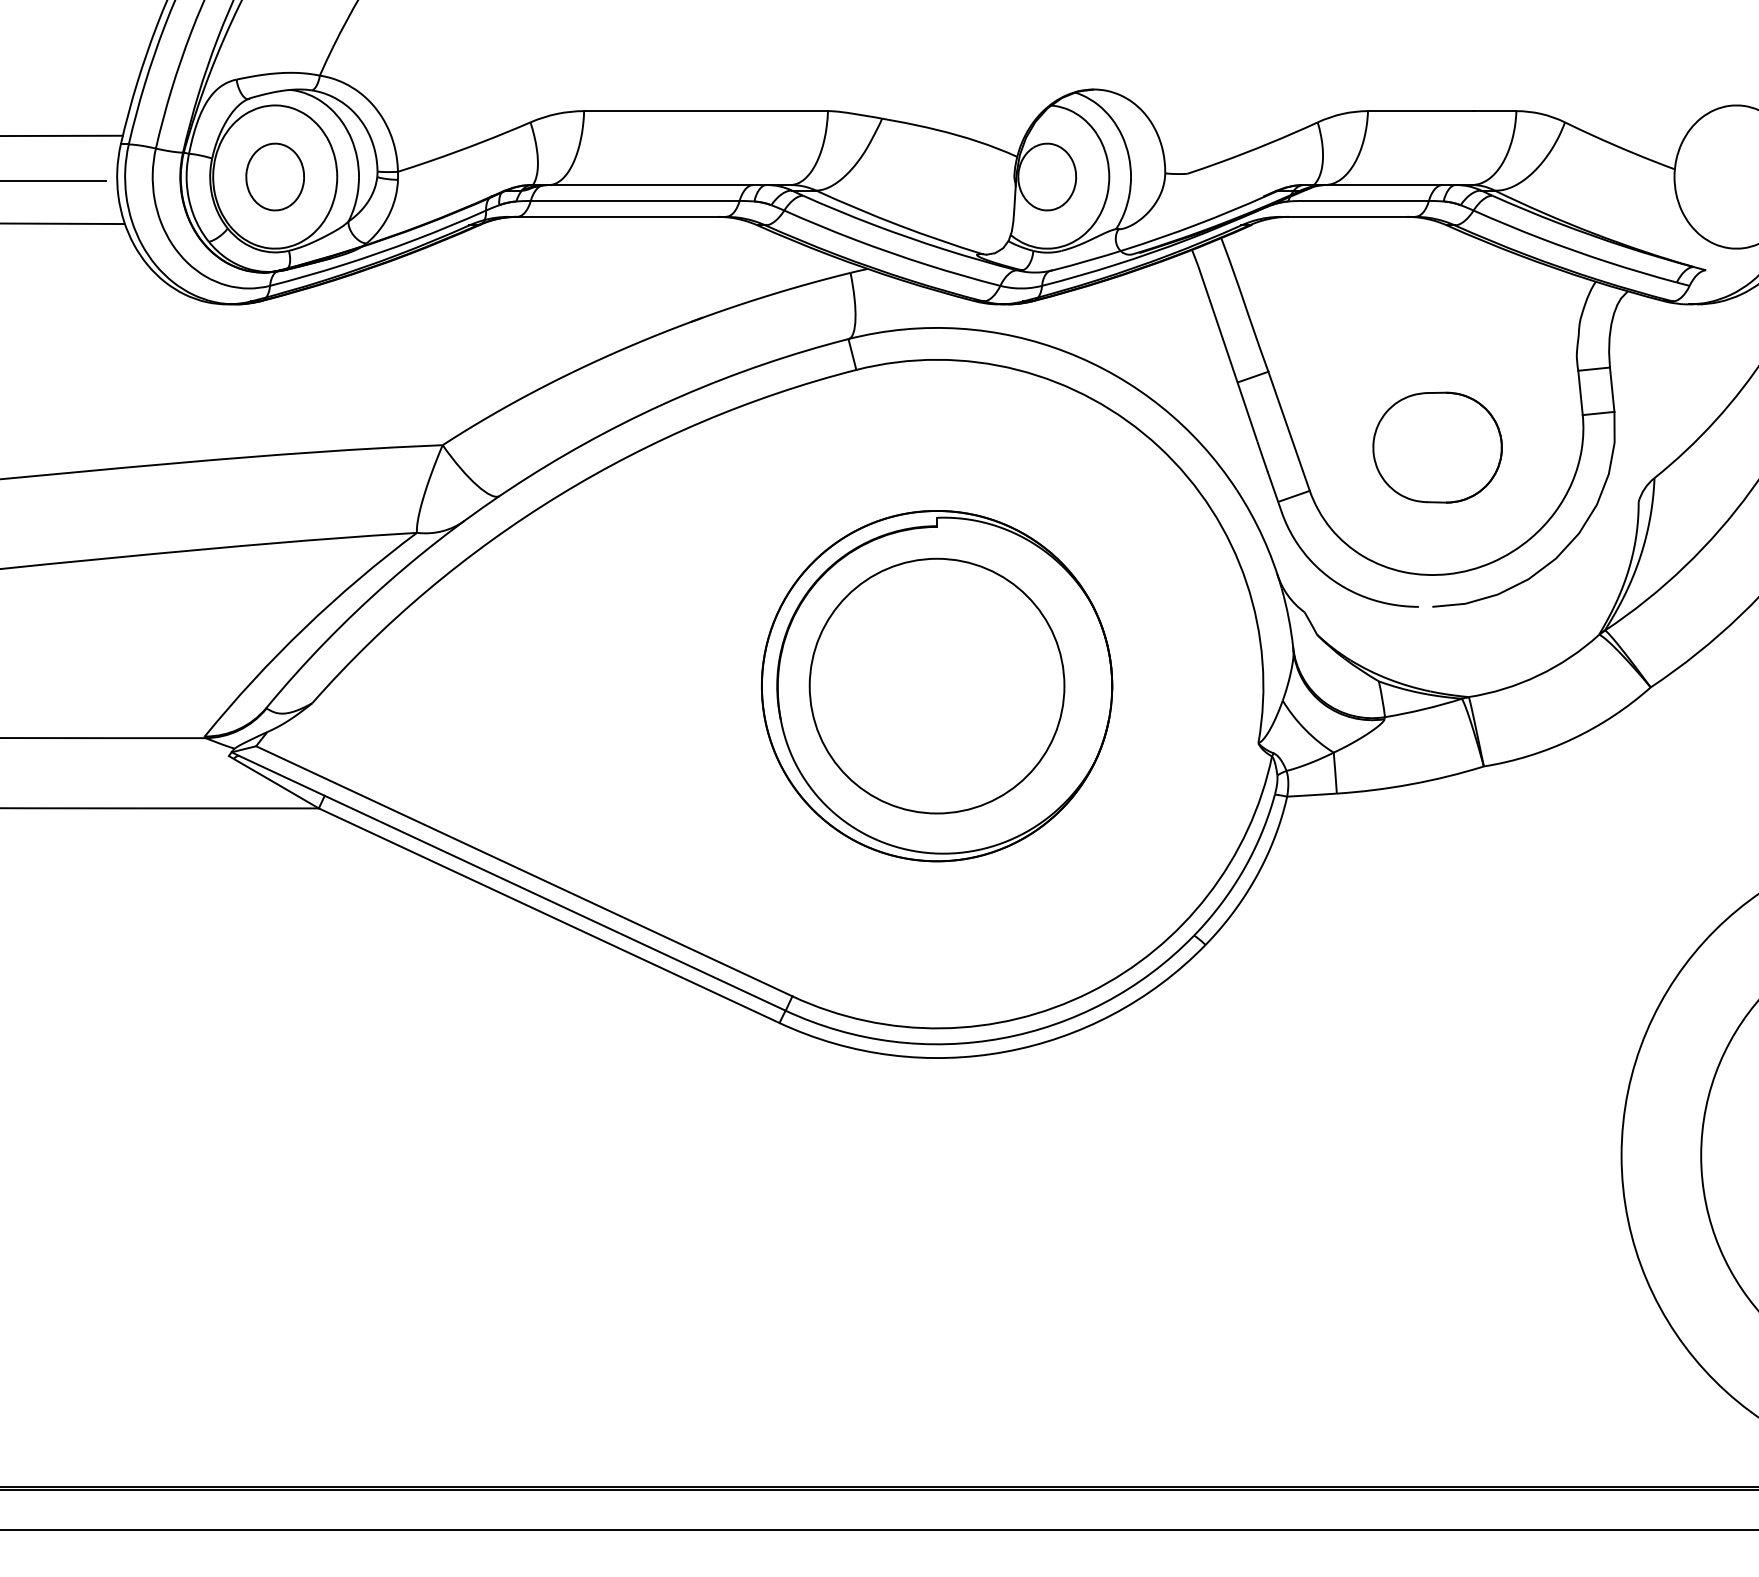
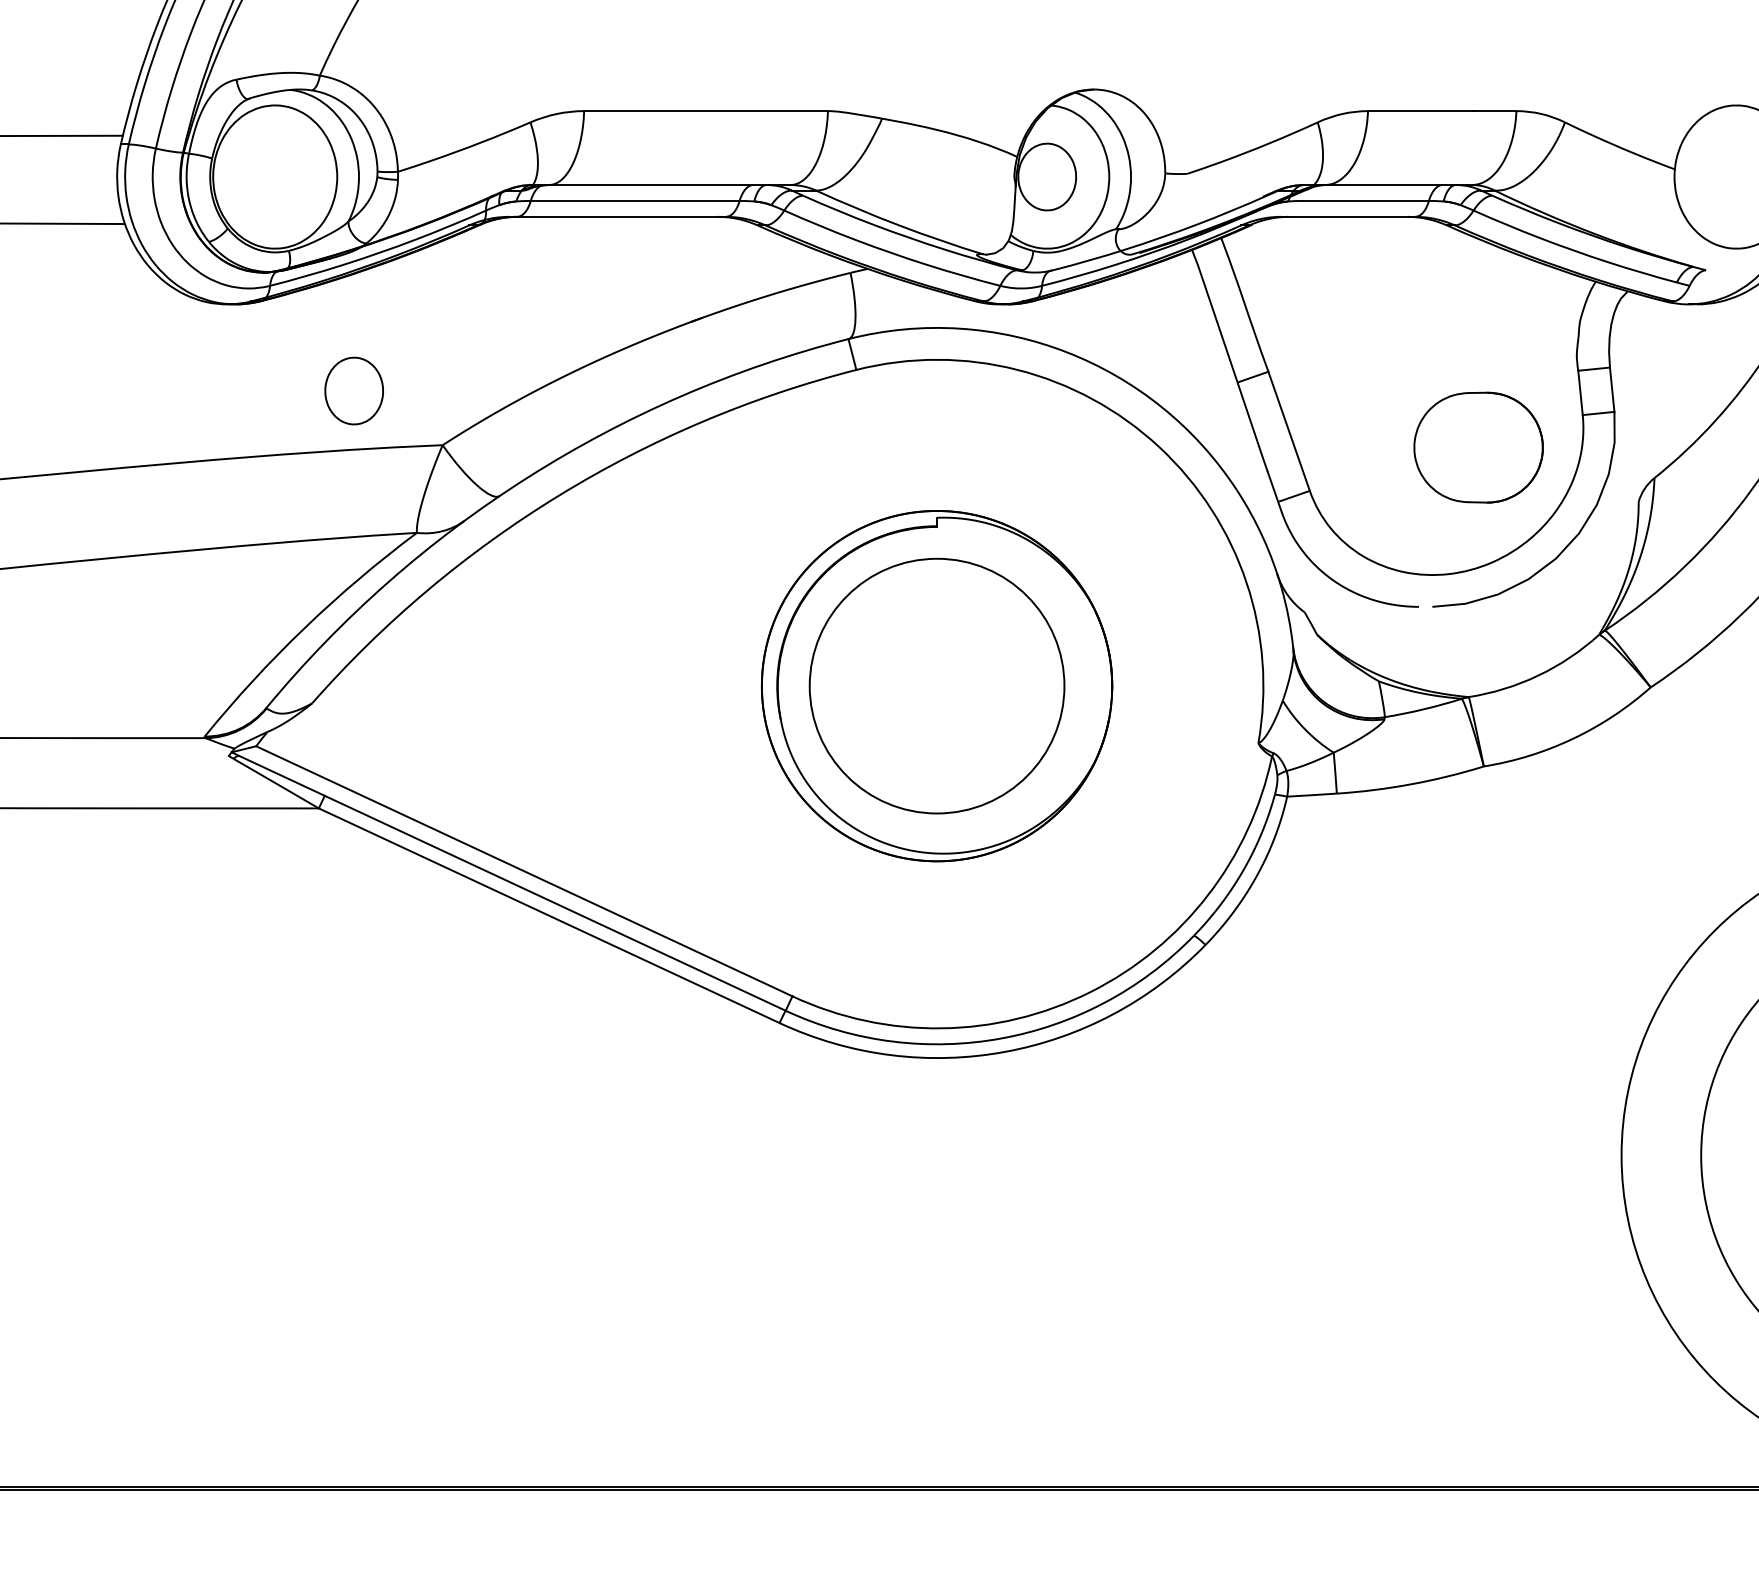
part position: (274, 176) -> (353, 390) (353, 390)
line: present -> none (54, 181)
part position: (1437, 447) -> (1478, 447) (1478, 447)
line: present -> none (878, 1529)
